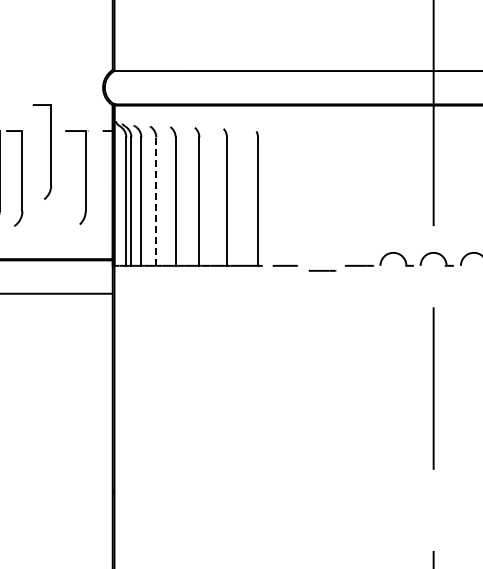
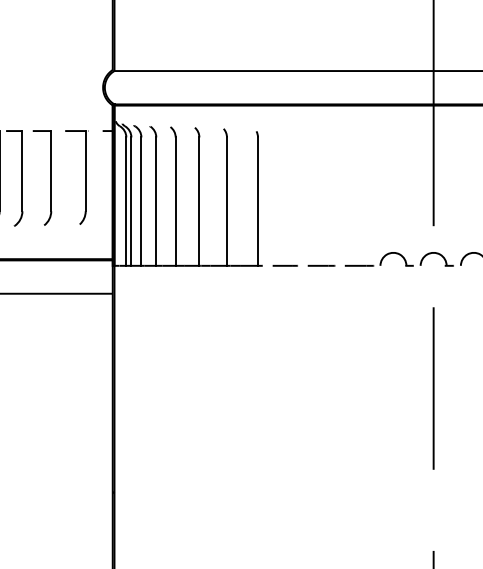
part position: (50, 151) -> (50, 177) (50, 177)
line: dashed -> solid (156, 201)
line position: (322, 270) -> (321, 265) (321, 265)
